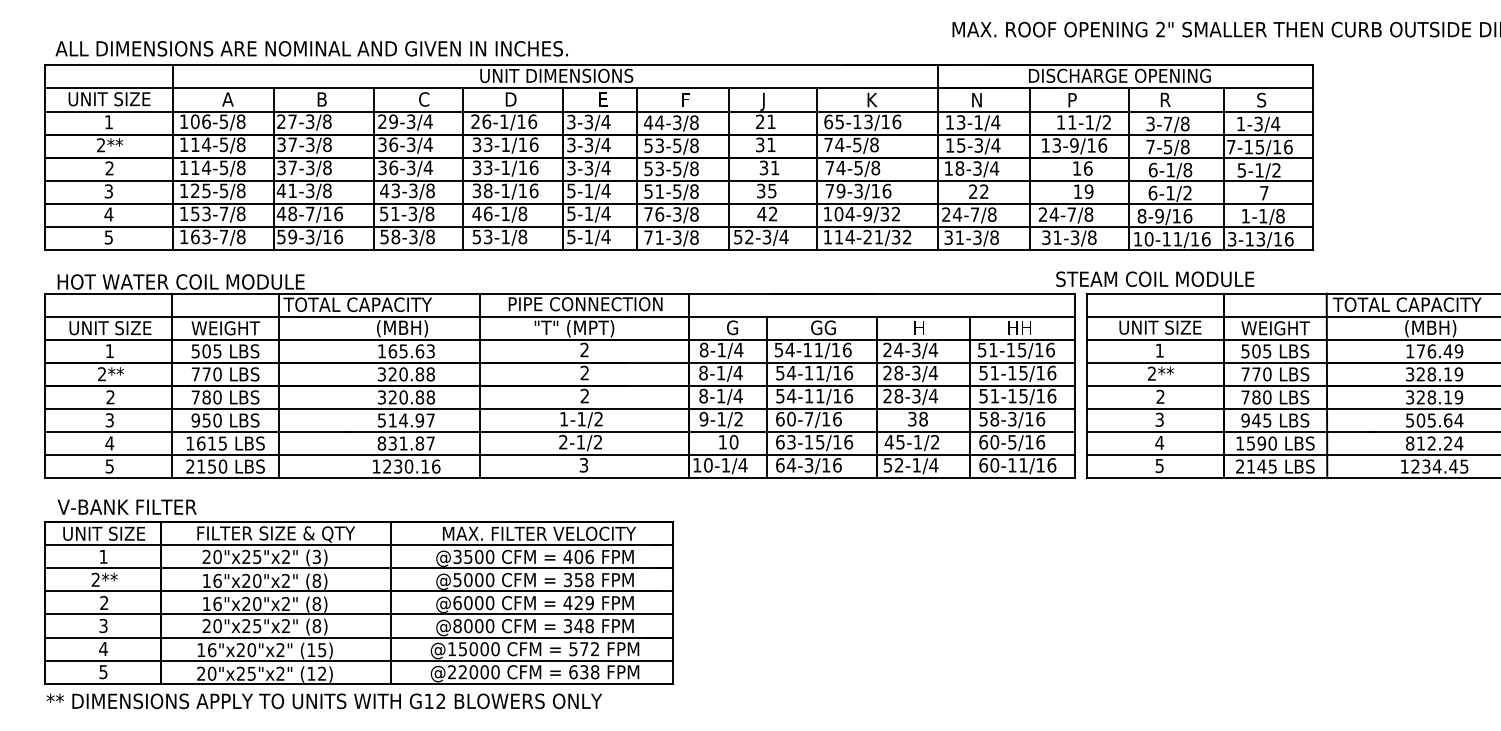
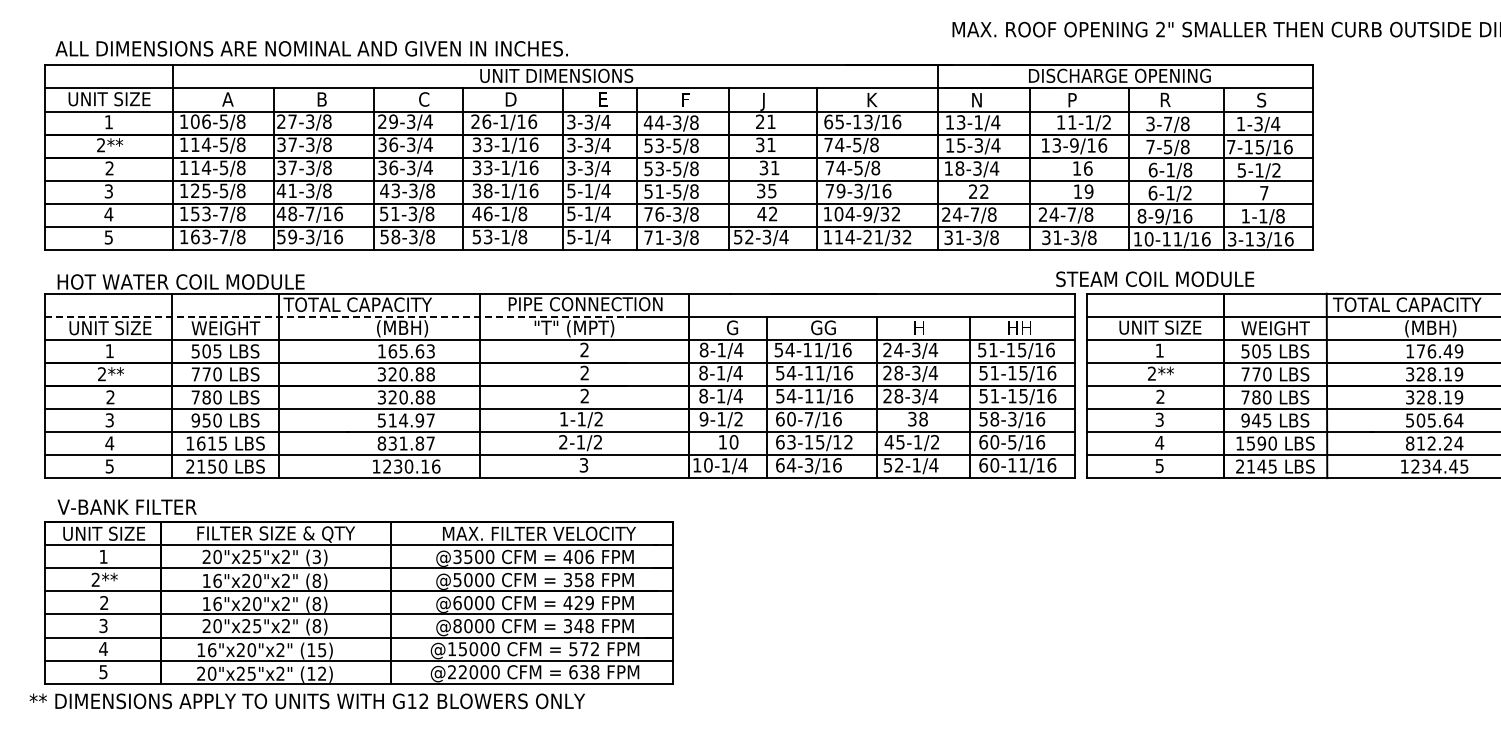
line: solid -> dashed (336, 316)
text: 63-15/16 -> 63-15/12 (848, 442)
text position: (323, 701) -> (306, 701) (306, 701)
